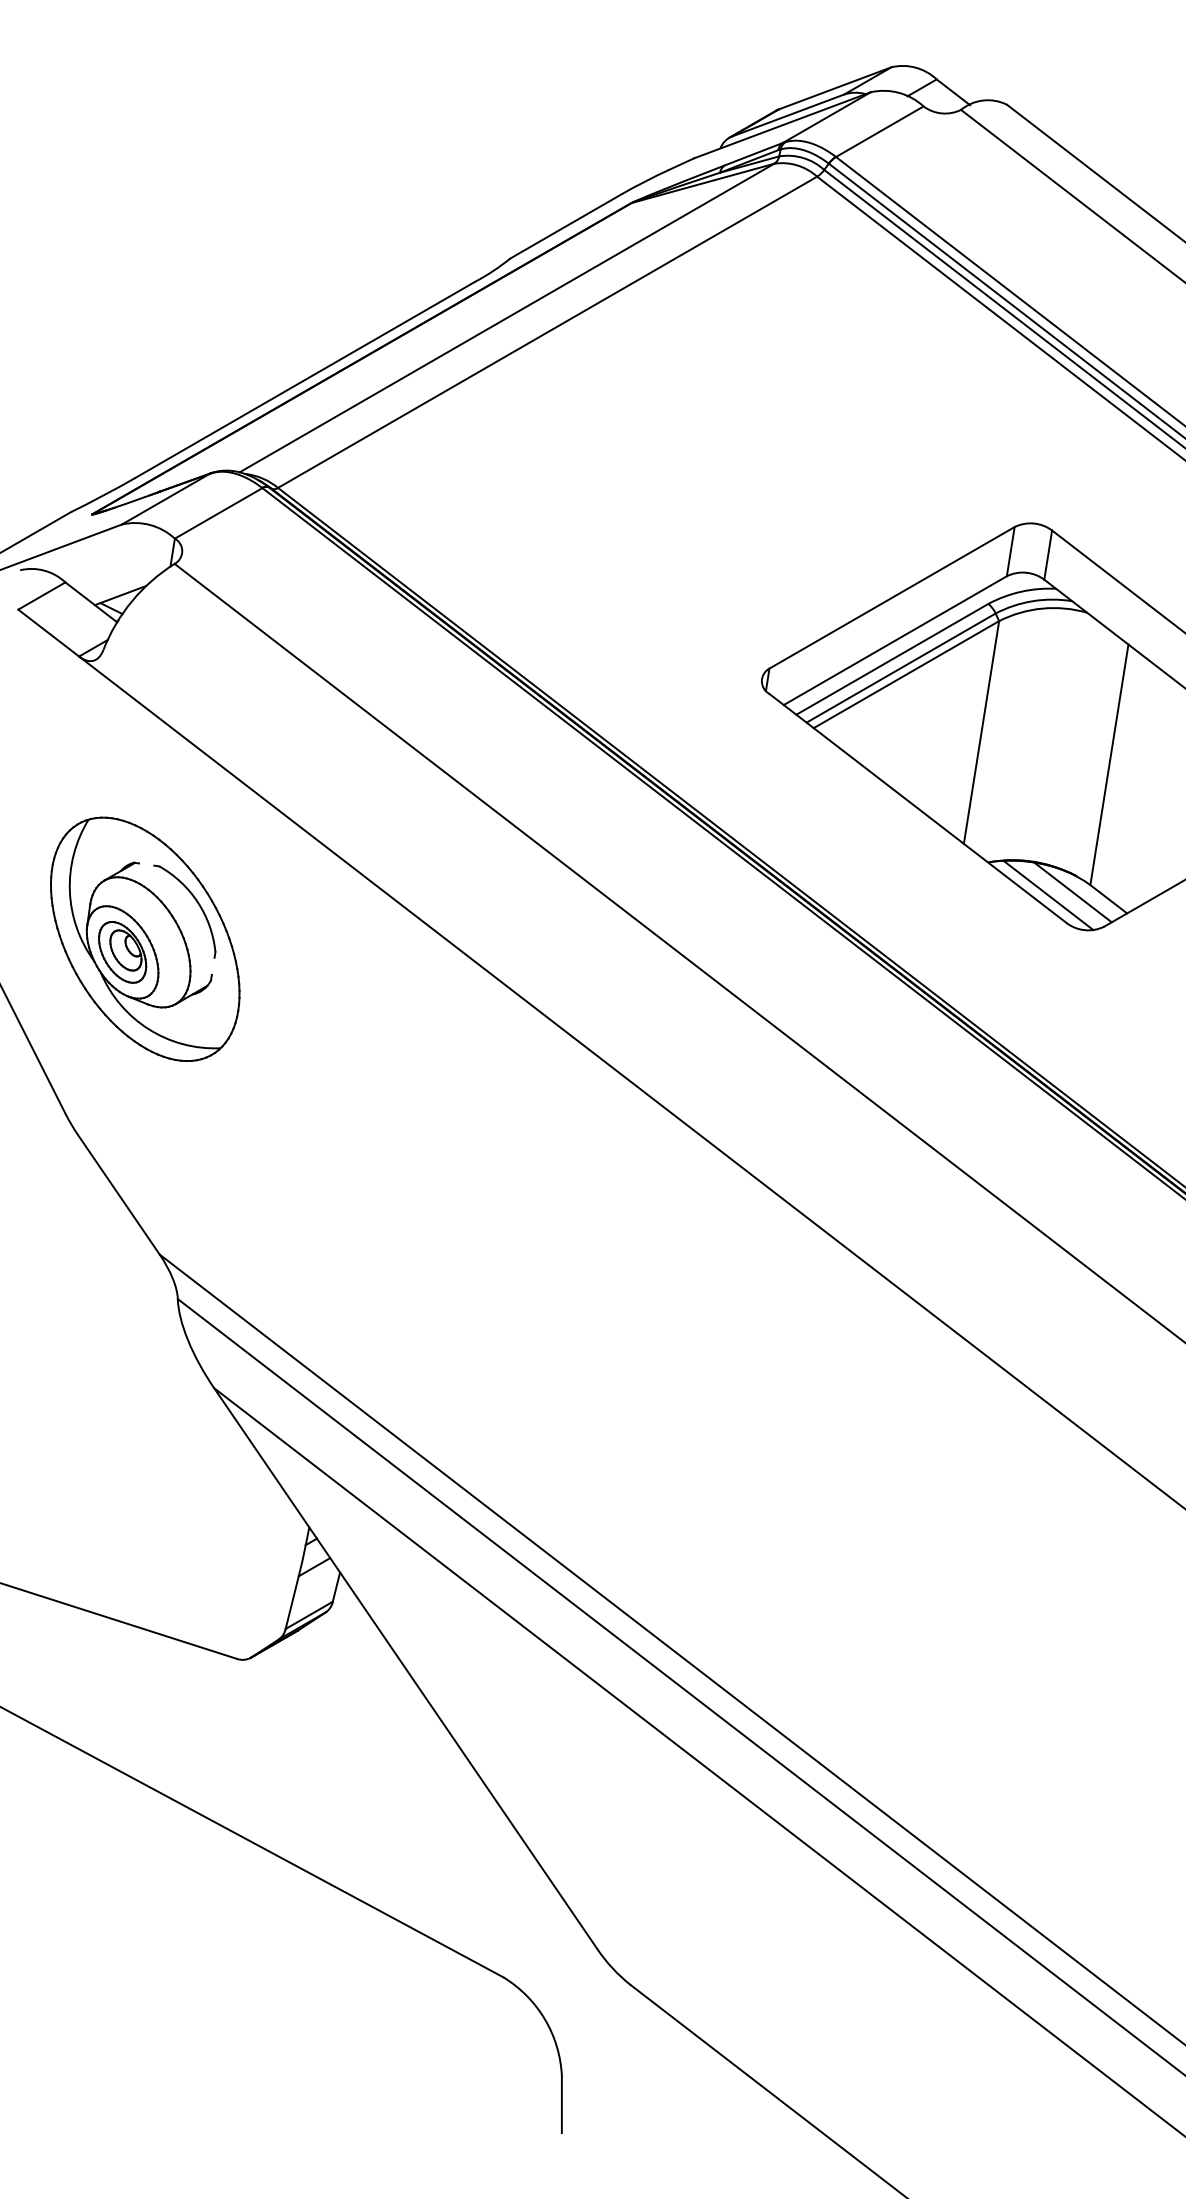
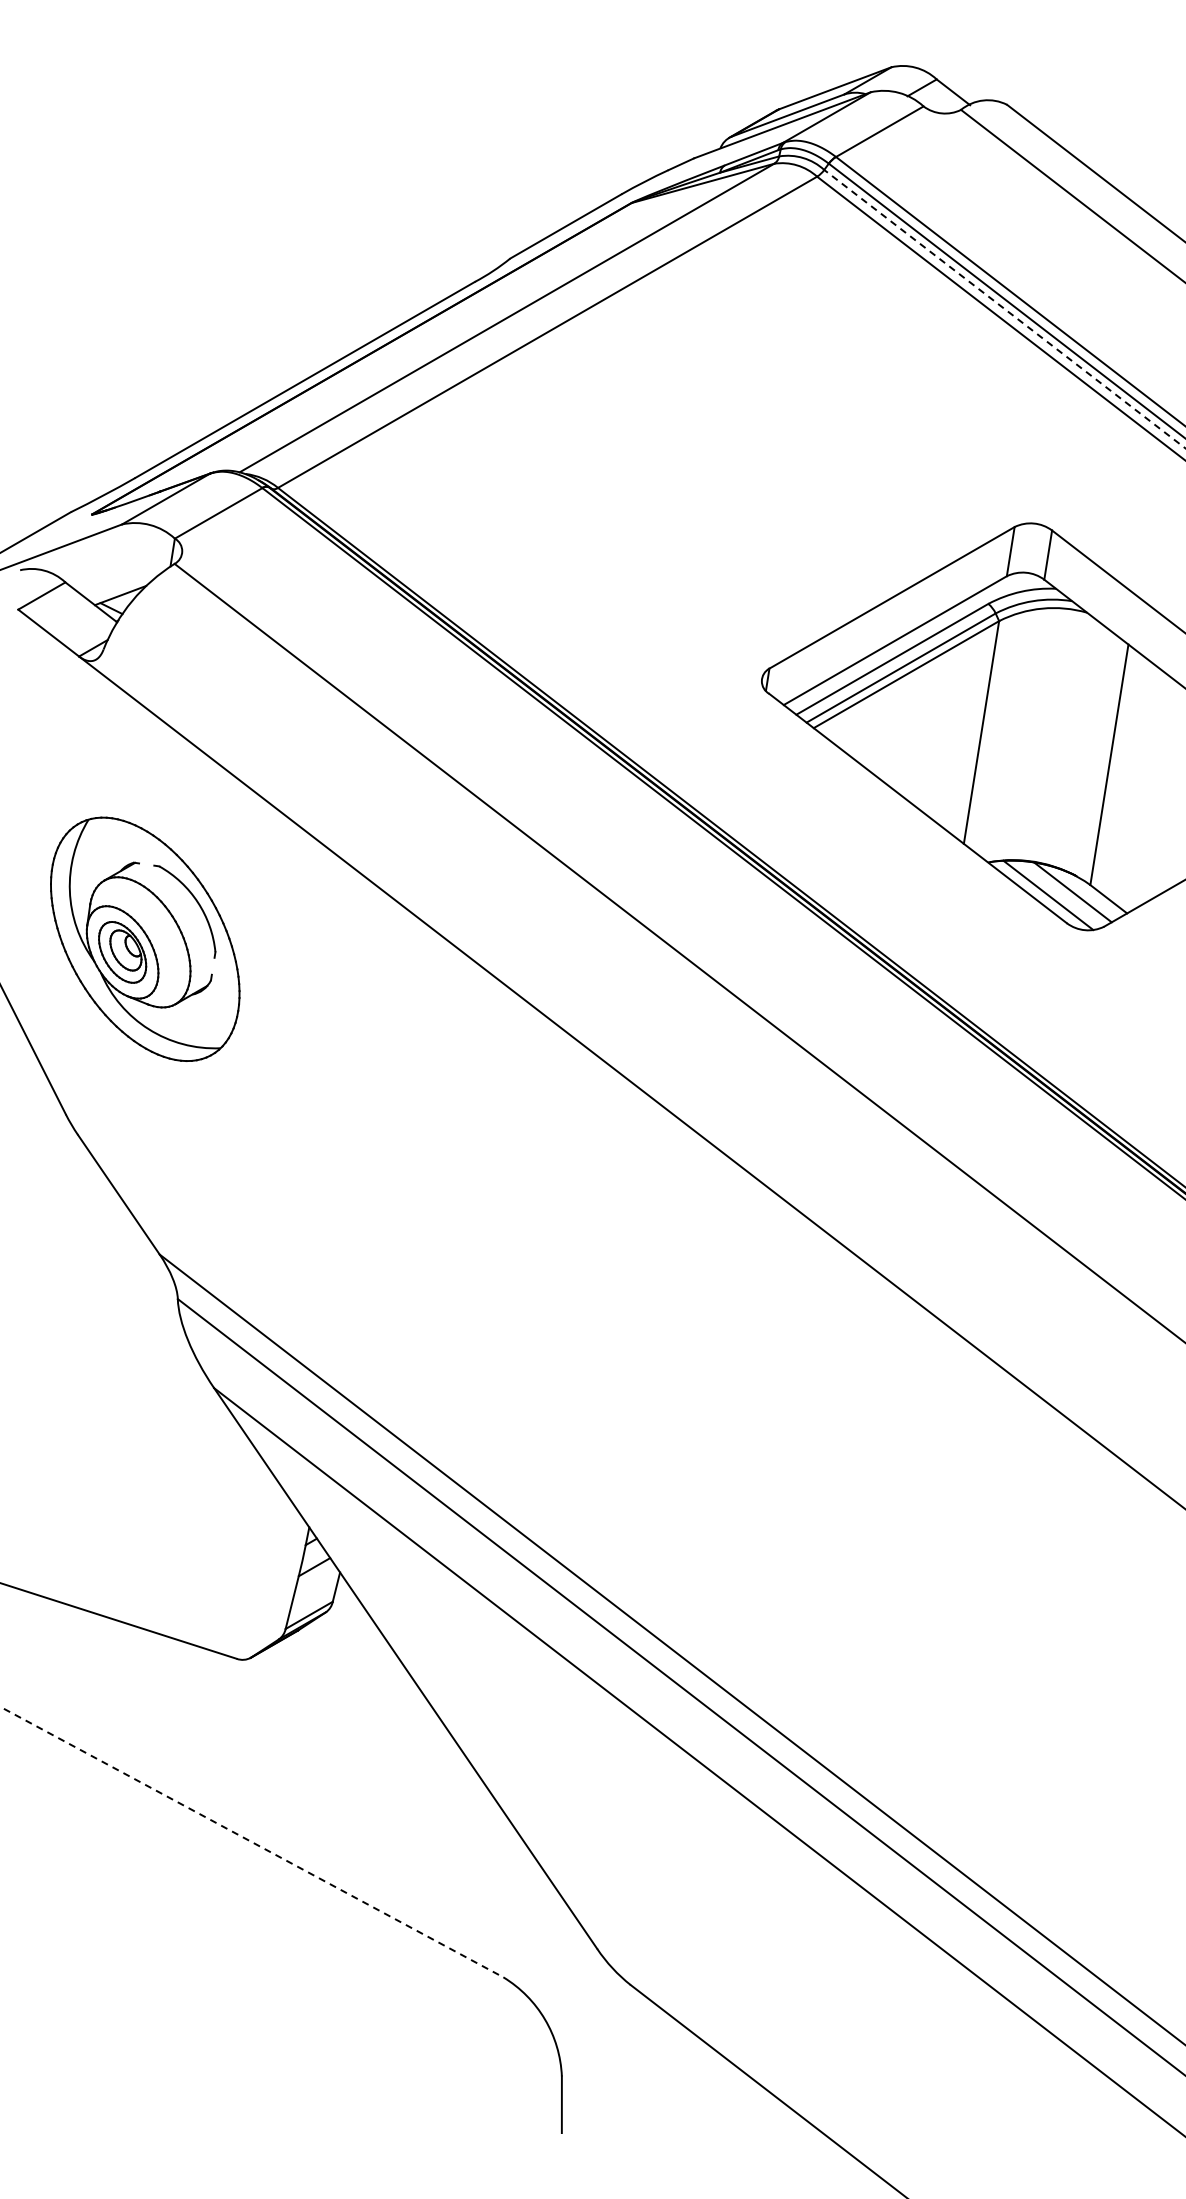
line: solid -> dashed (1004, 309)
line: solid -> dashed (252, 1842)
